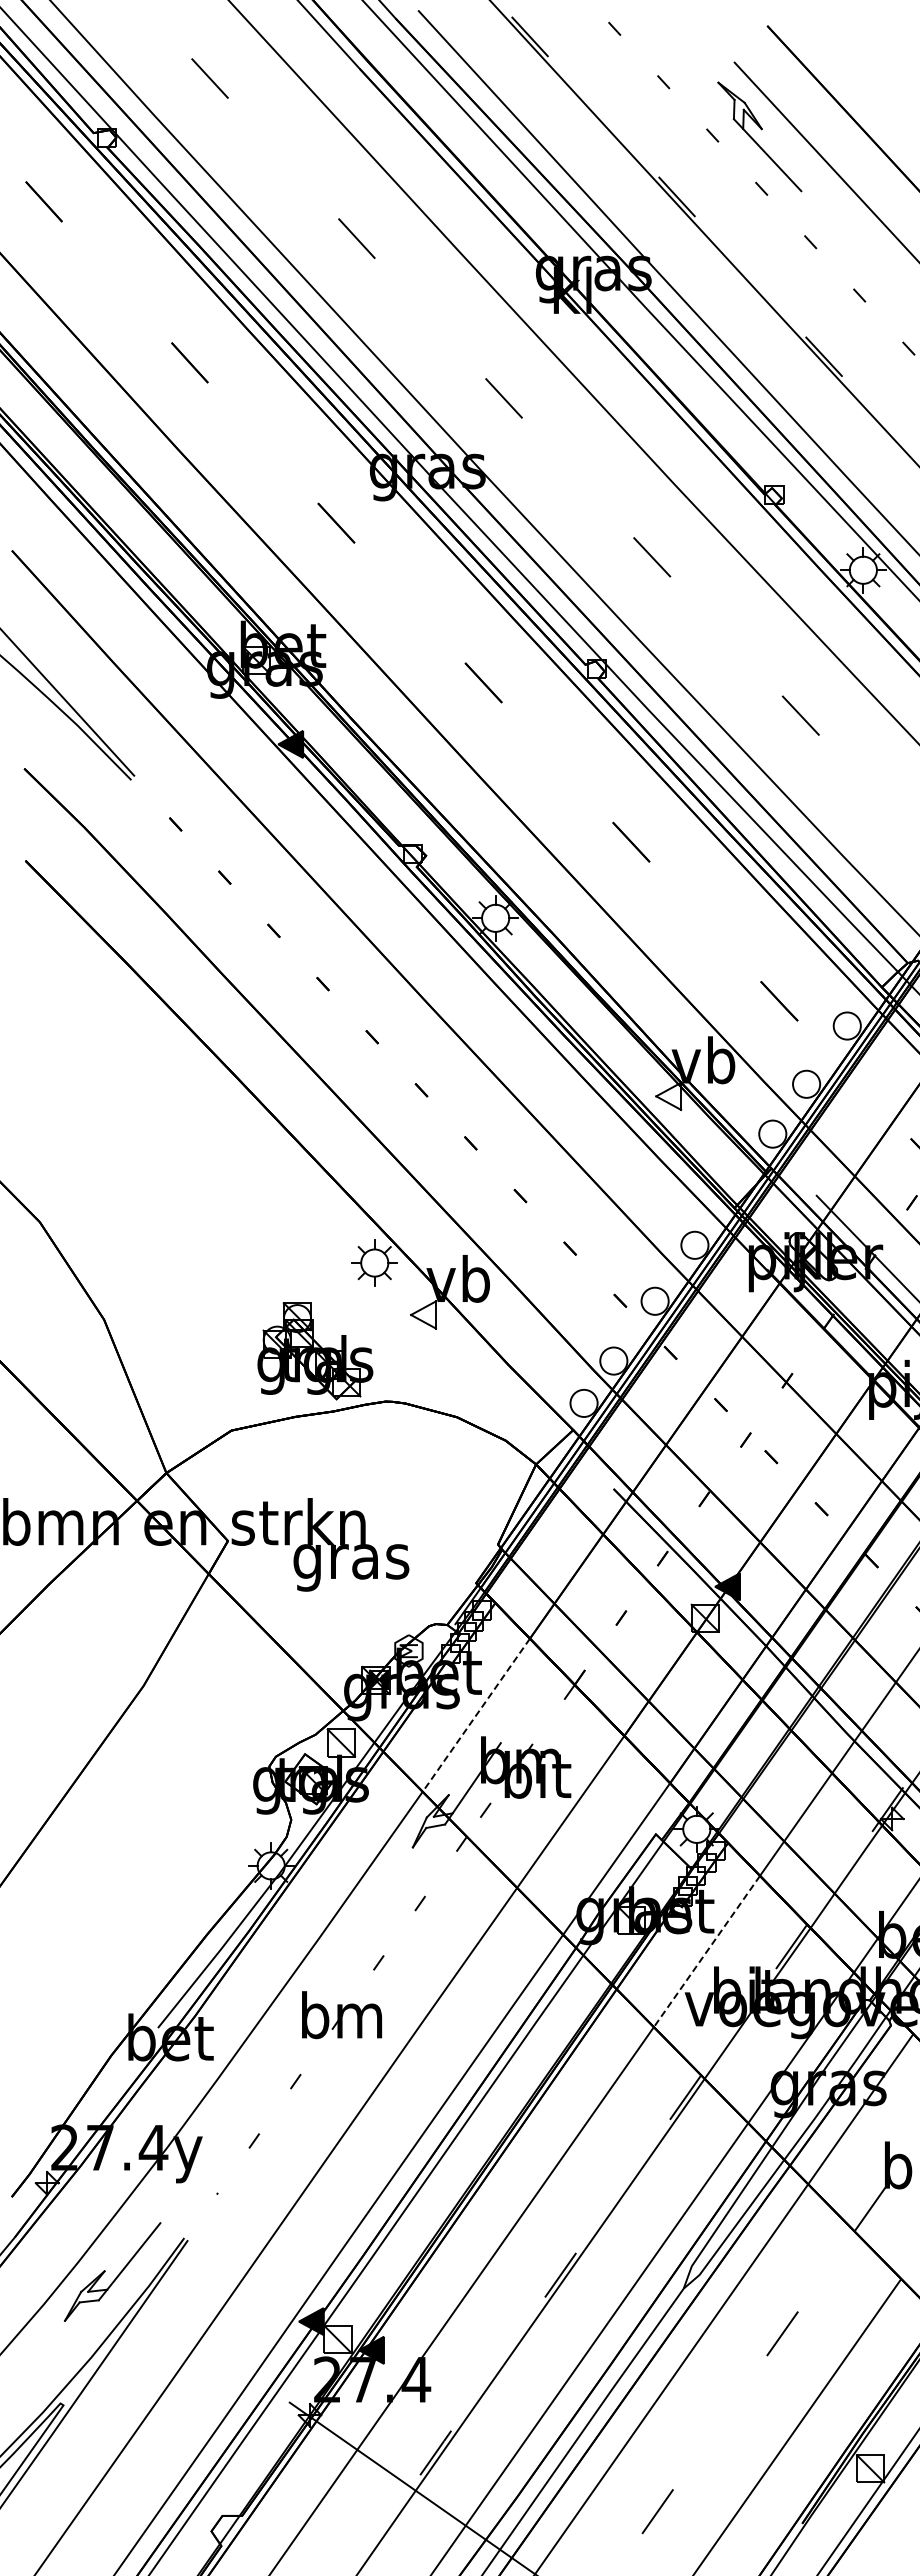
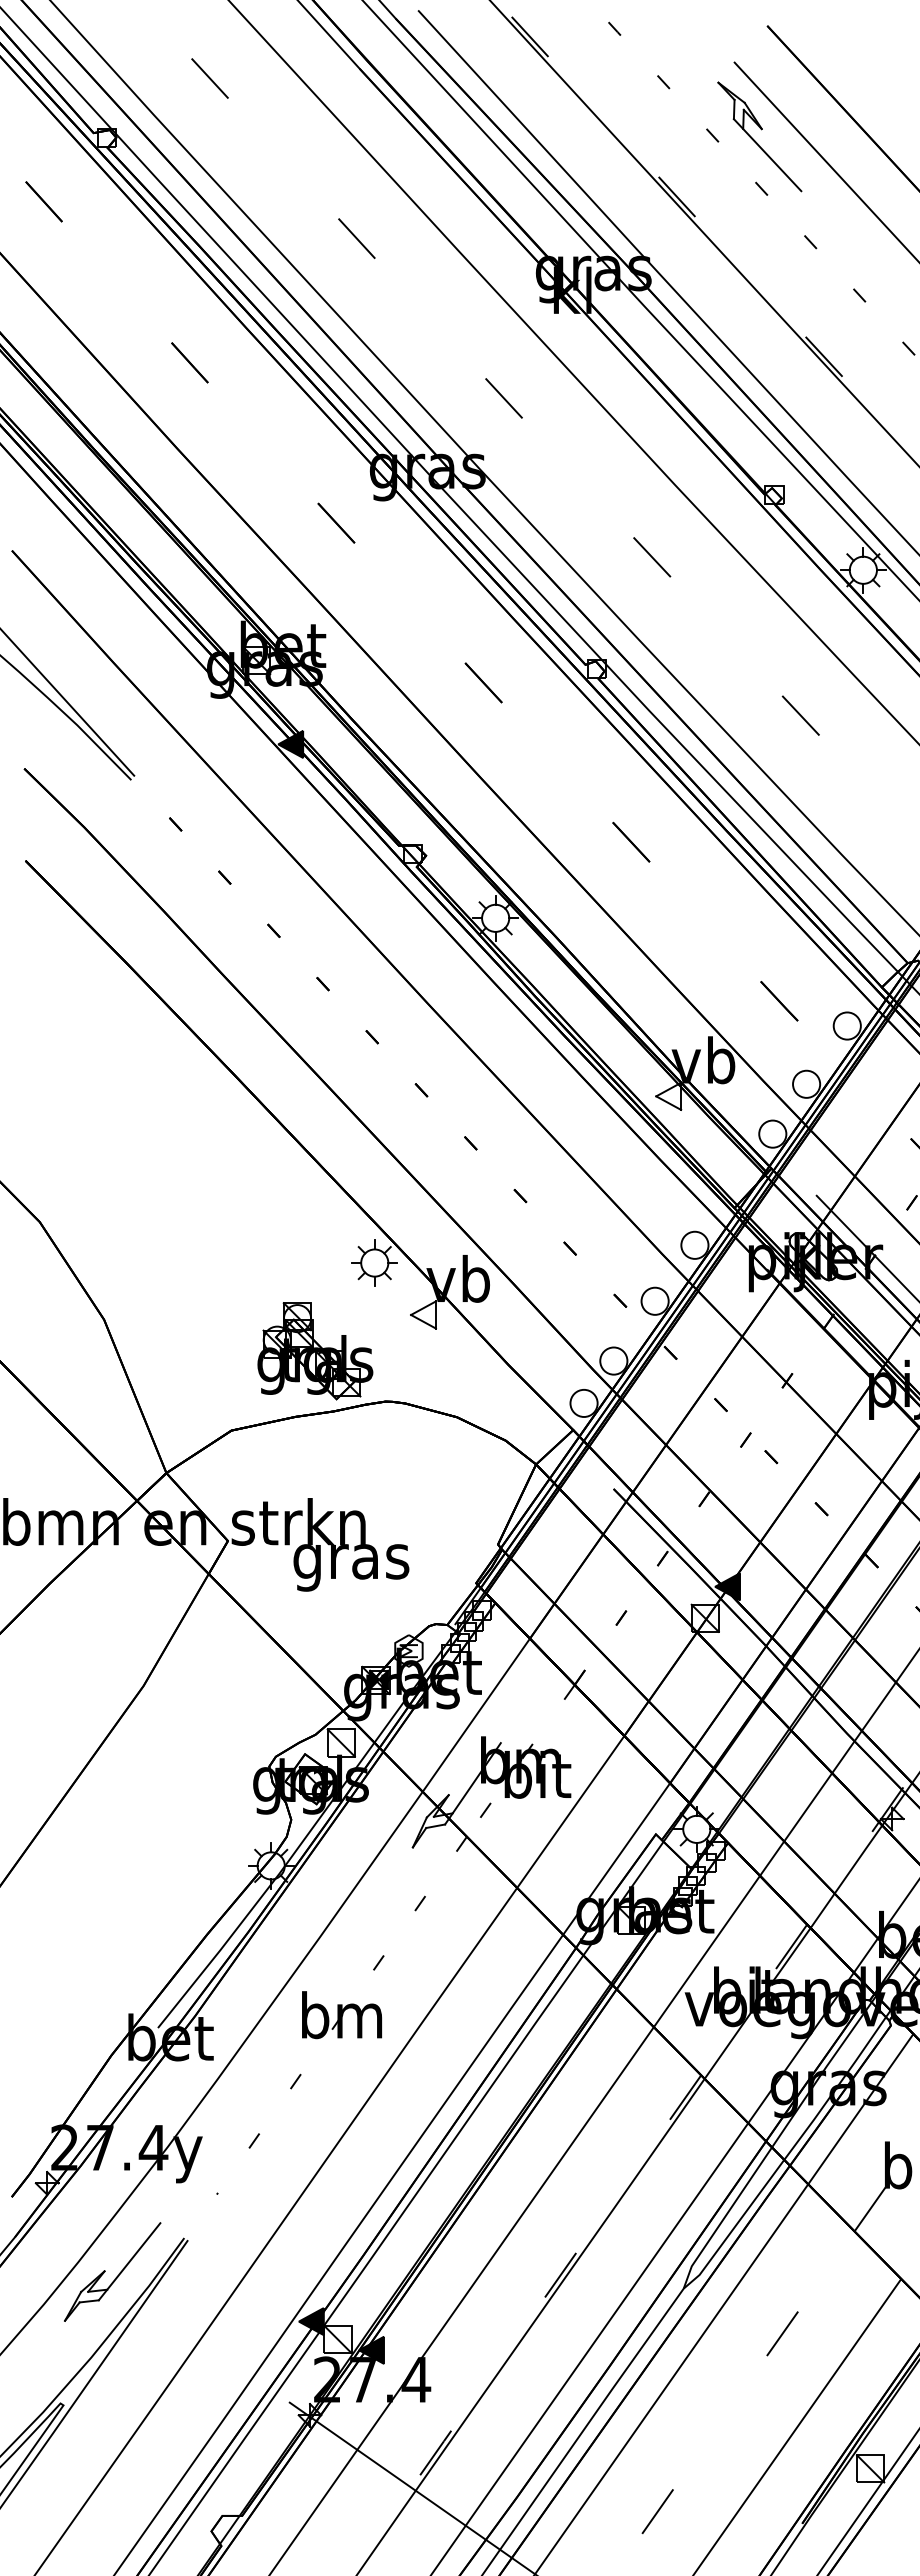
line: dashed -> solid (476, 1715)
line: dashed -> solid (706, 1951)
